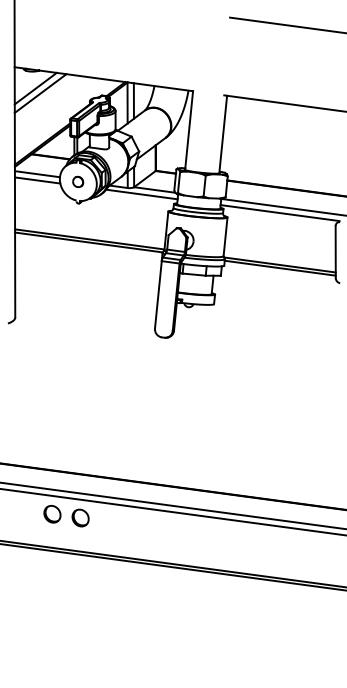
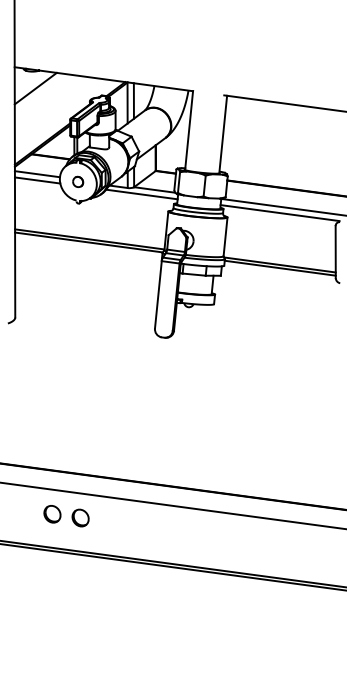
line: present -> none (286, 24)
line: present -> none (40, 93)
line: present -> none (172, 512)
